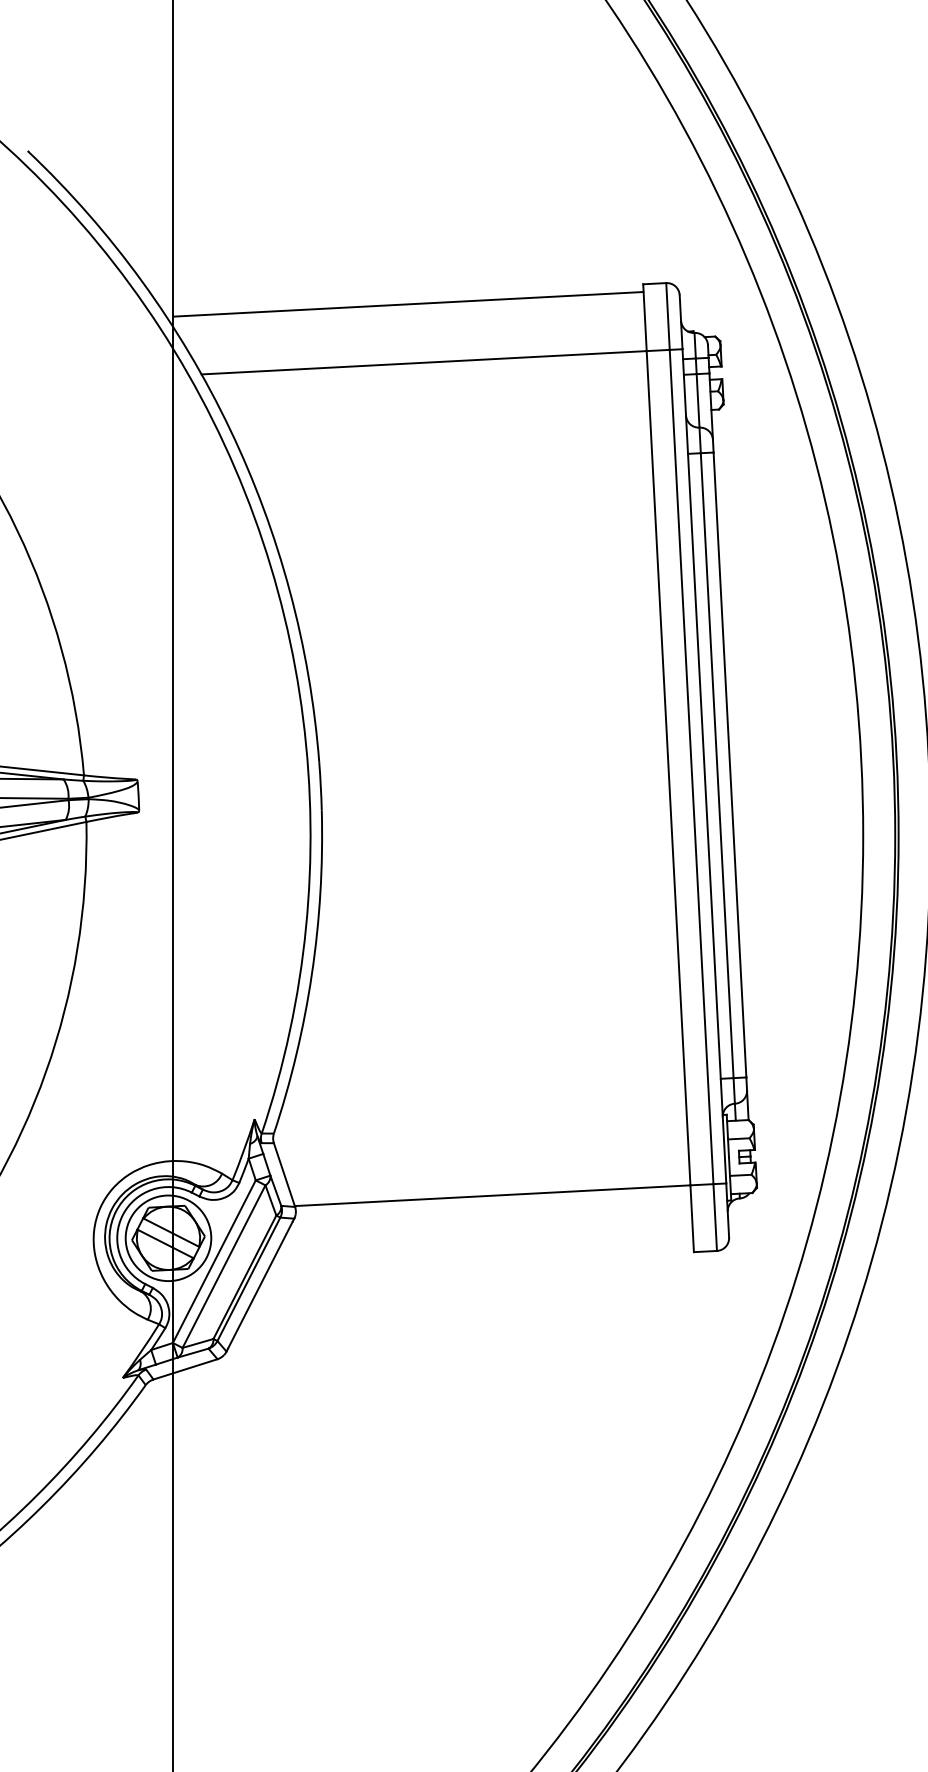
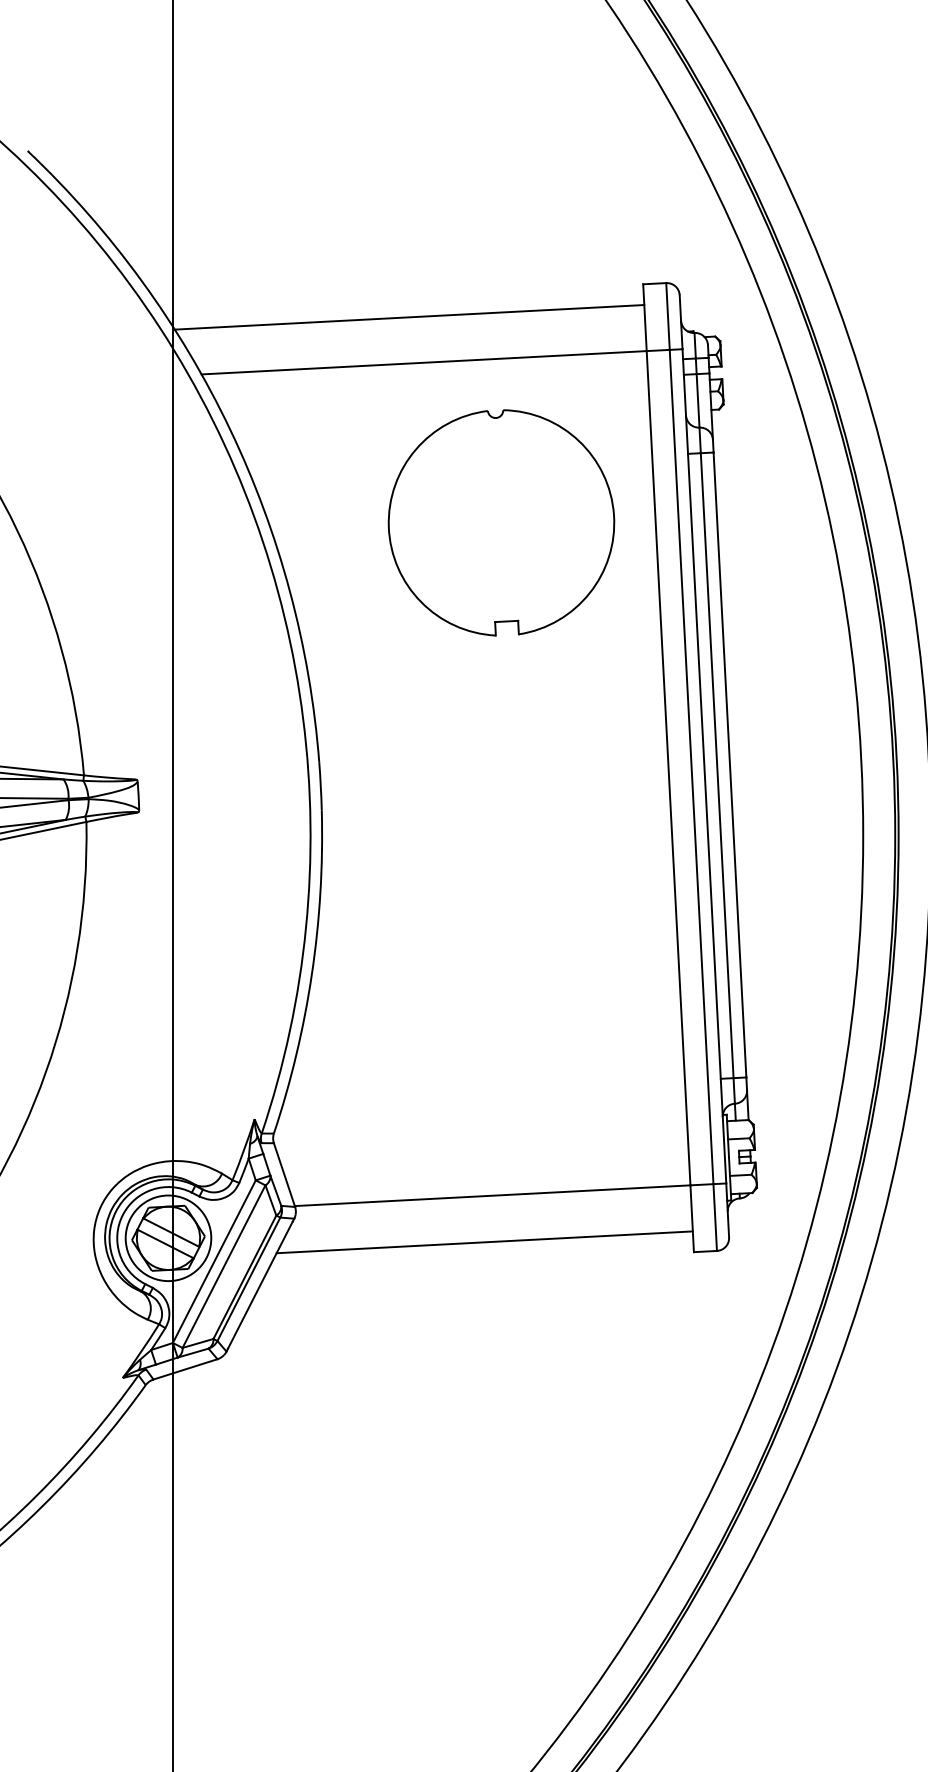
line position: (408, 304) -> (409, 317) (409, 317)
part: none -> present (501, 522)
line: none -> present (484, 1242)
